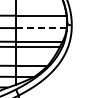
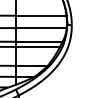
line: dashed -> solid (42, 28)
